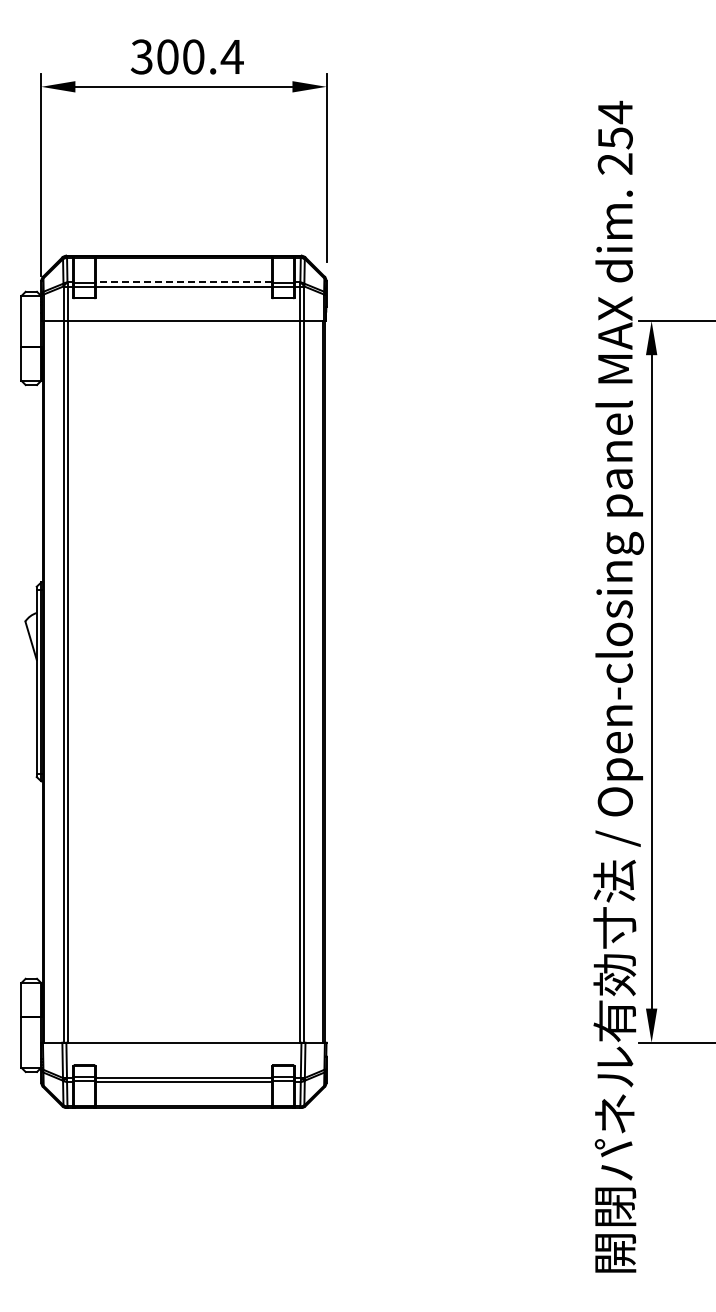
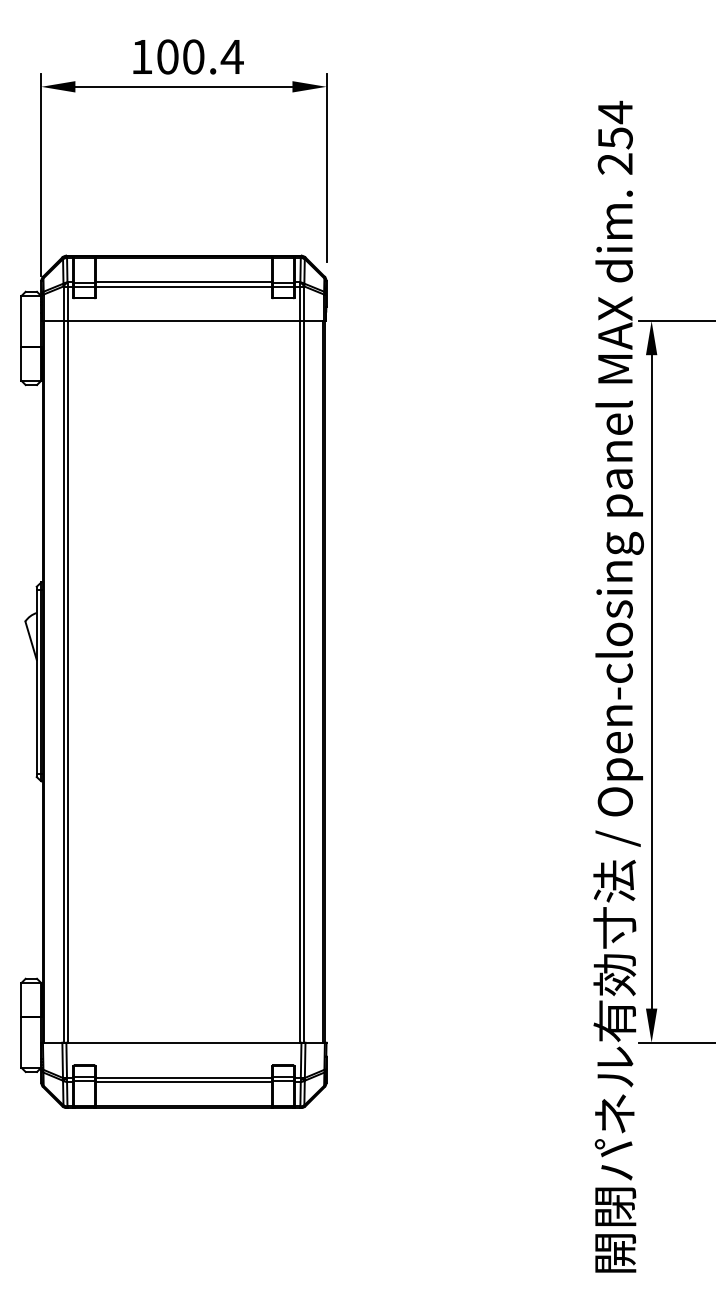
text: 300.4 -> 100.4 (141, 56)
line: dashed -> solid (183, 282)
